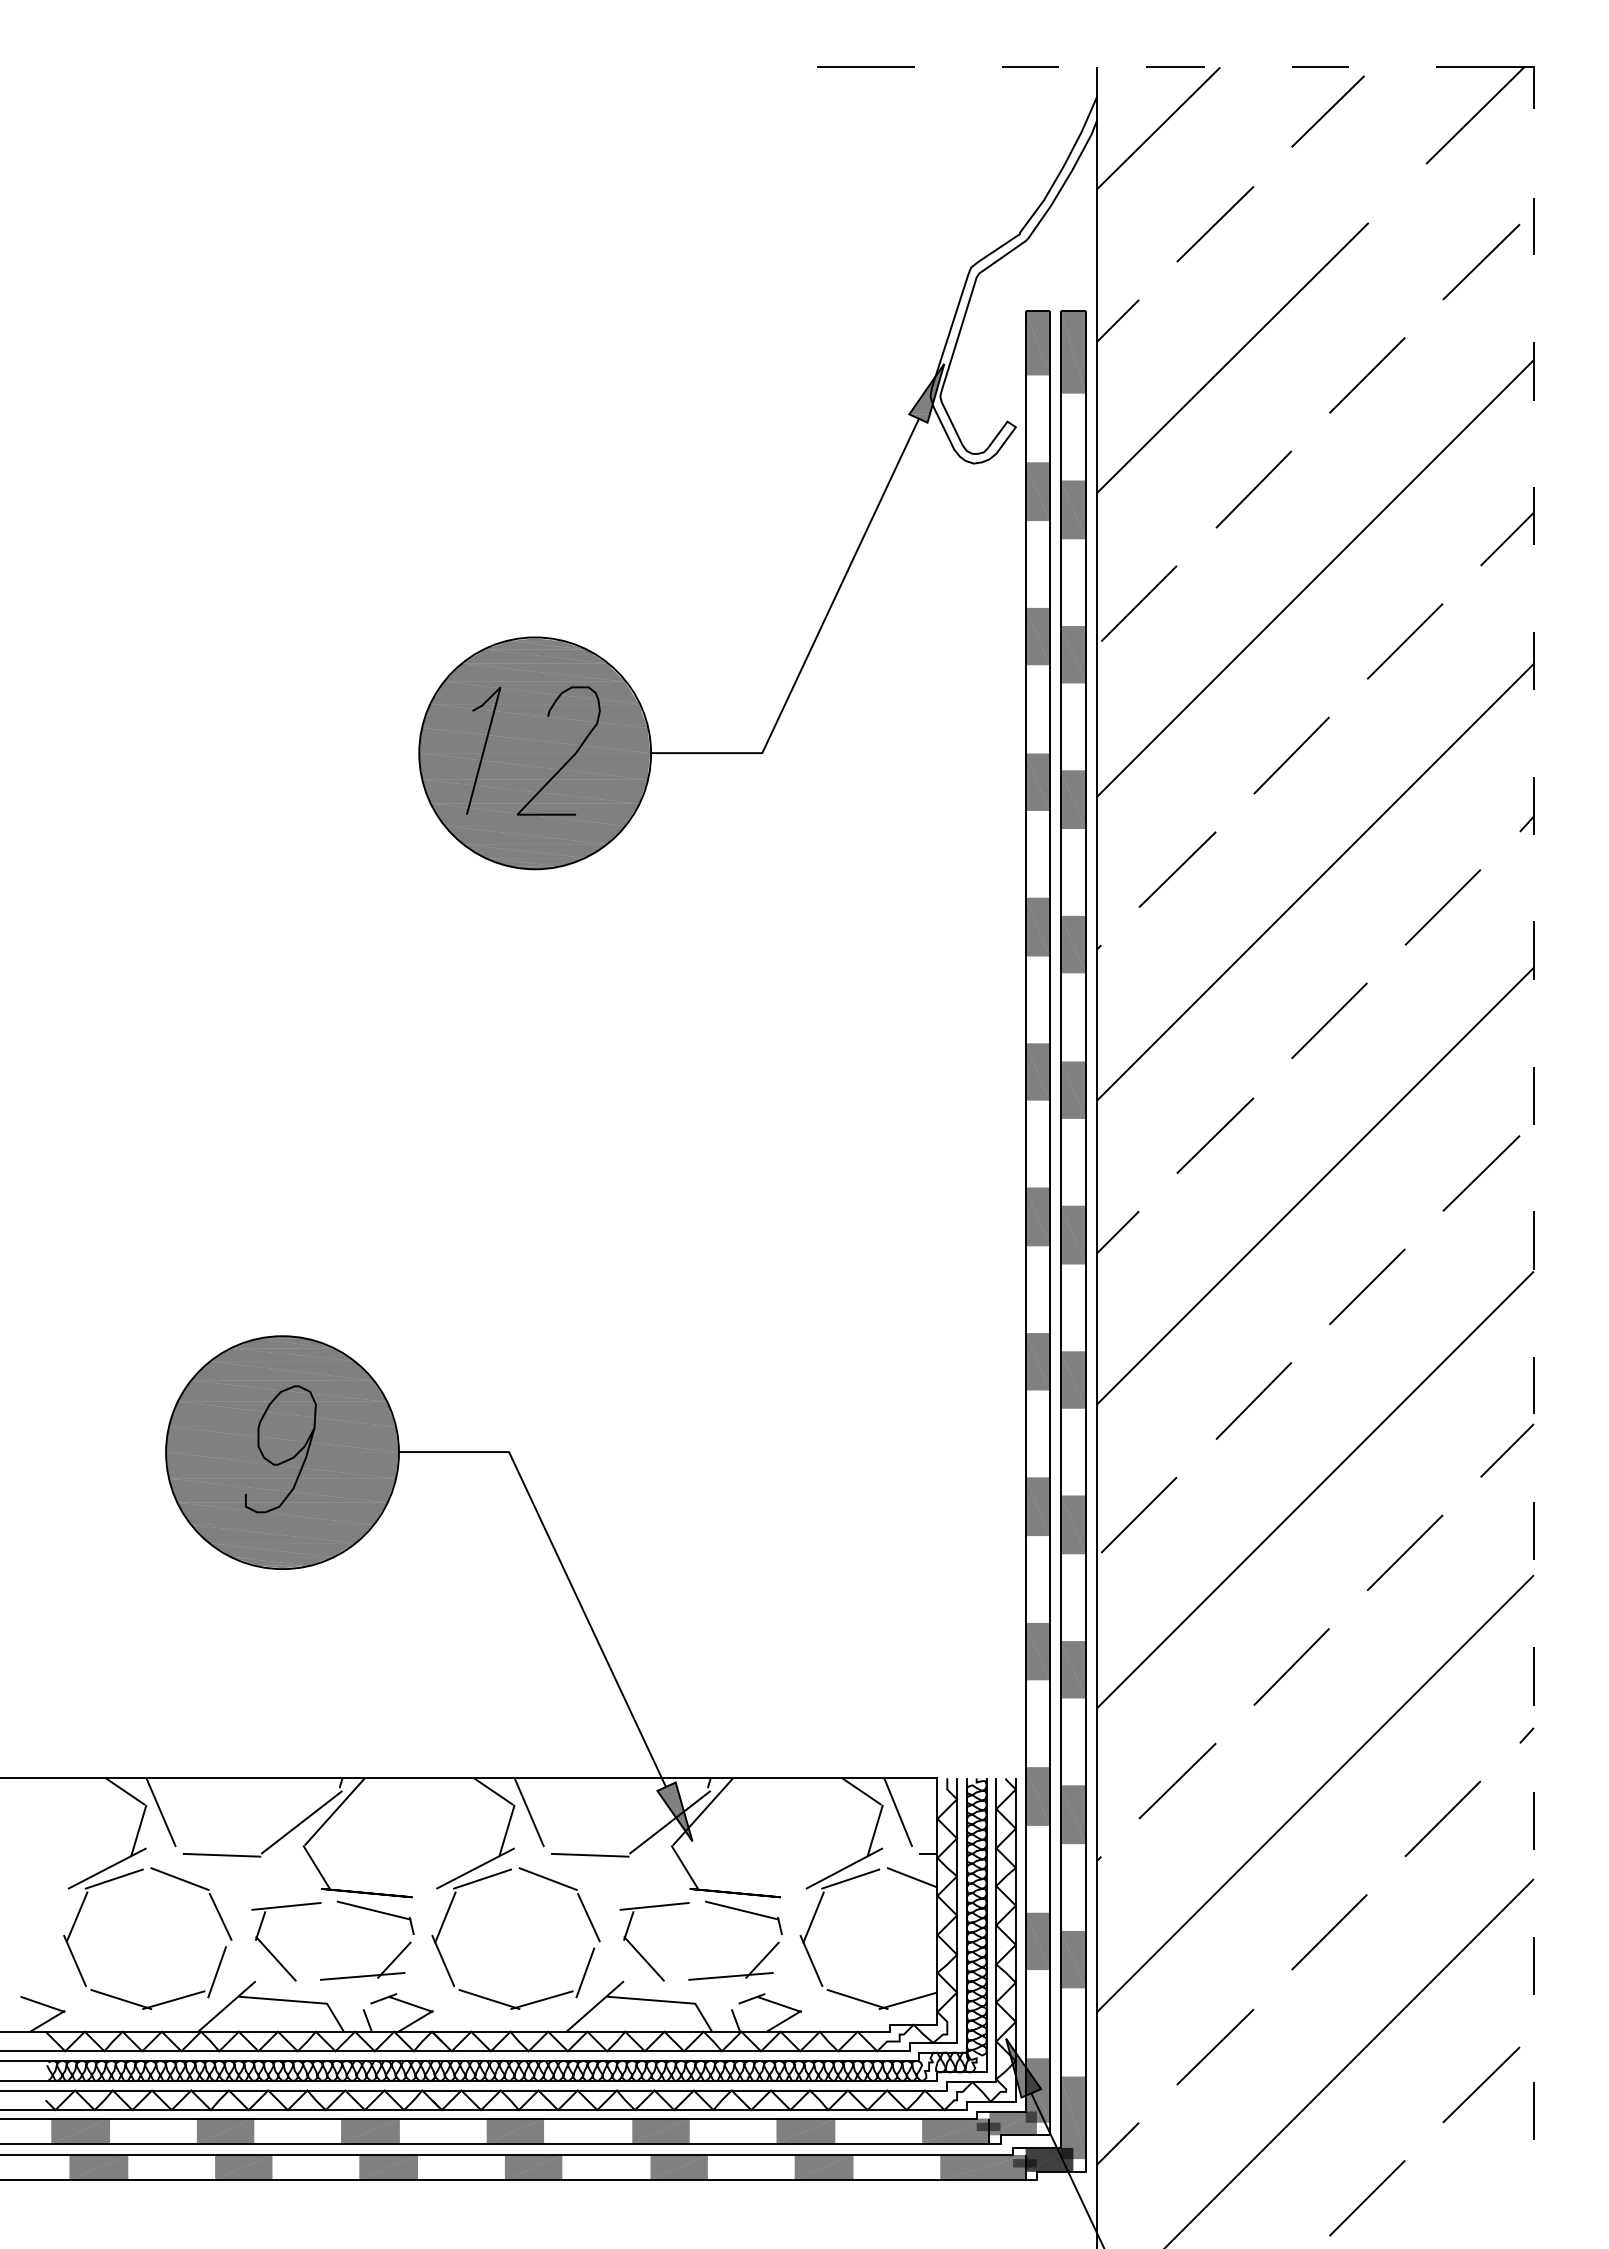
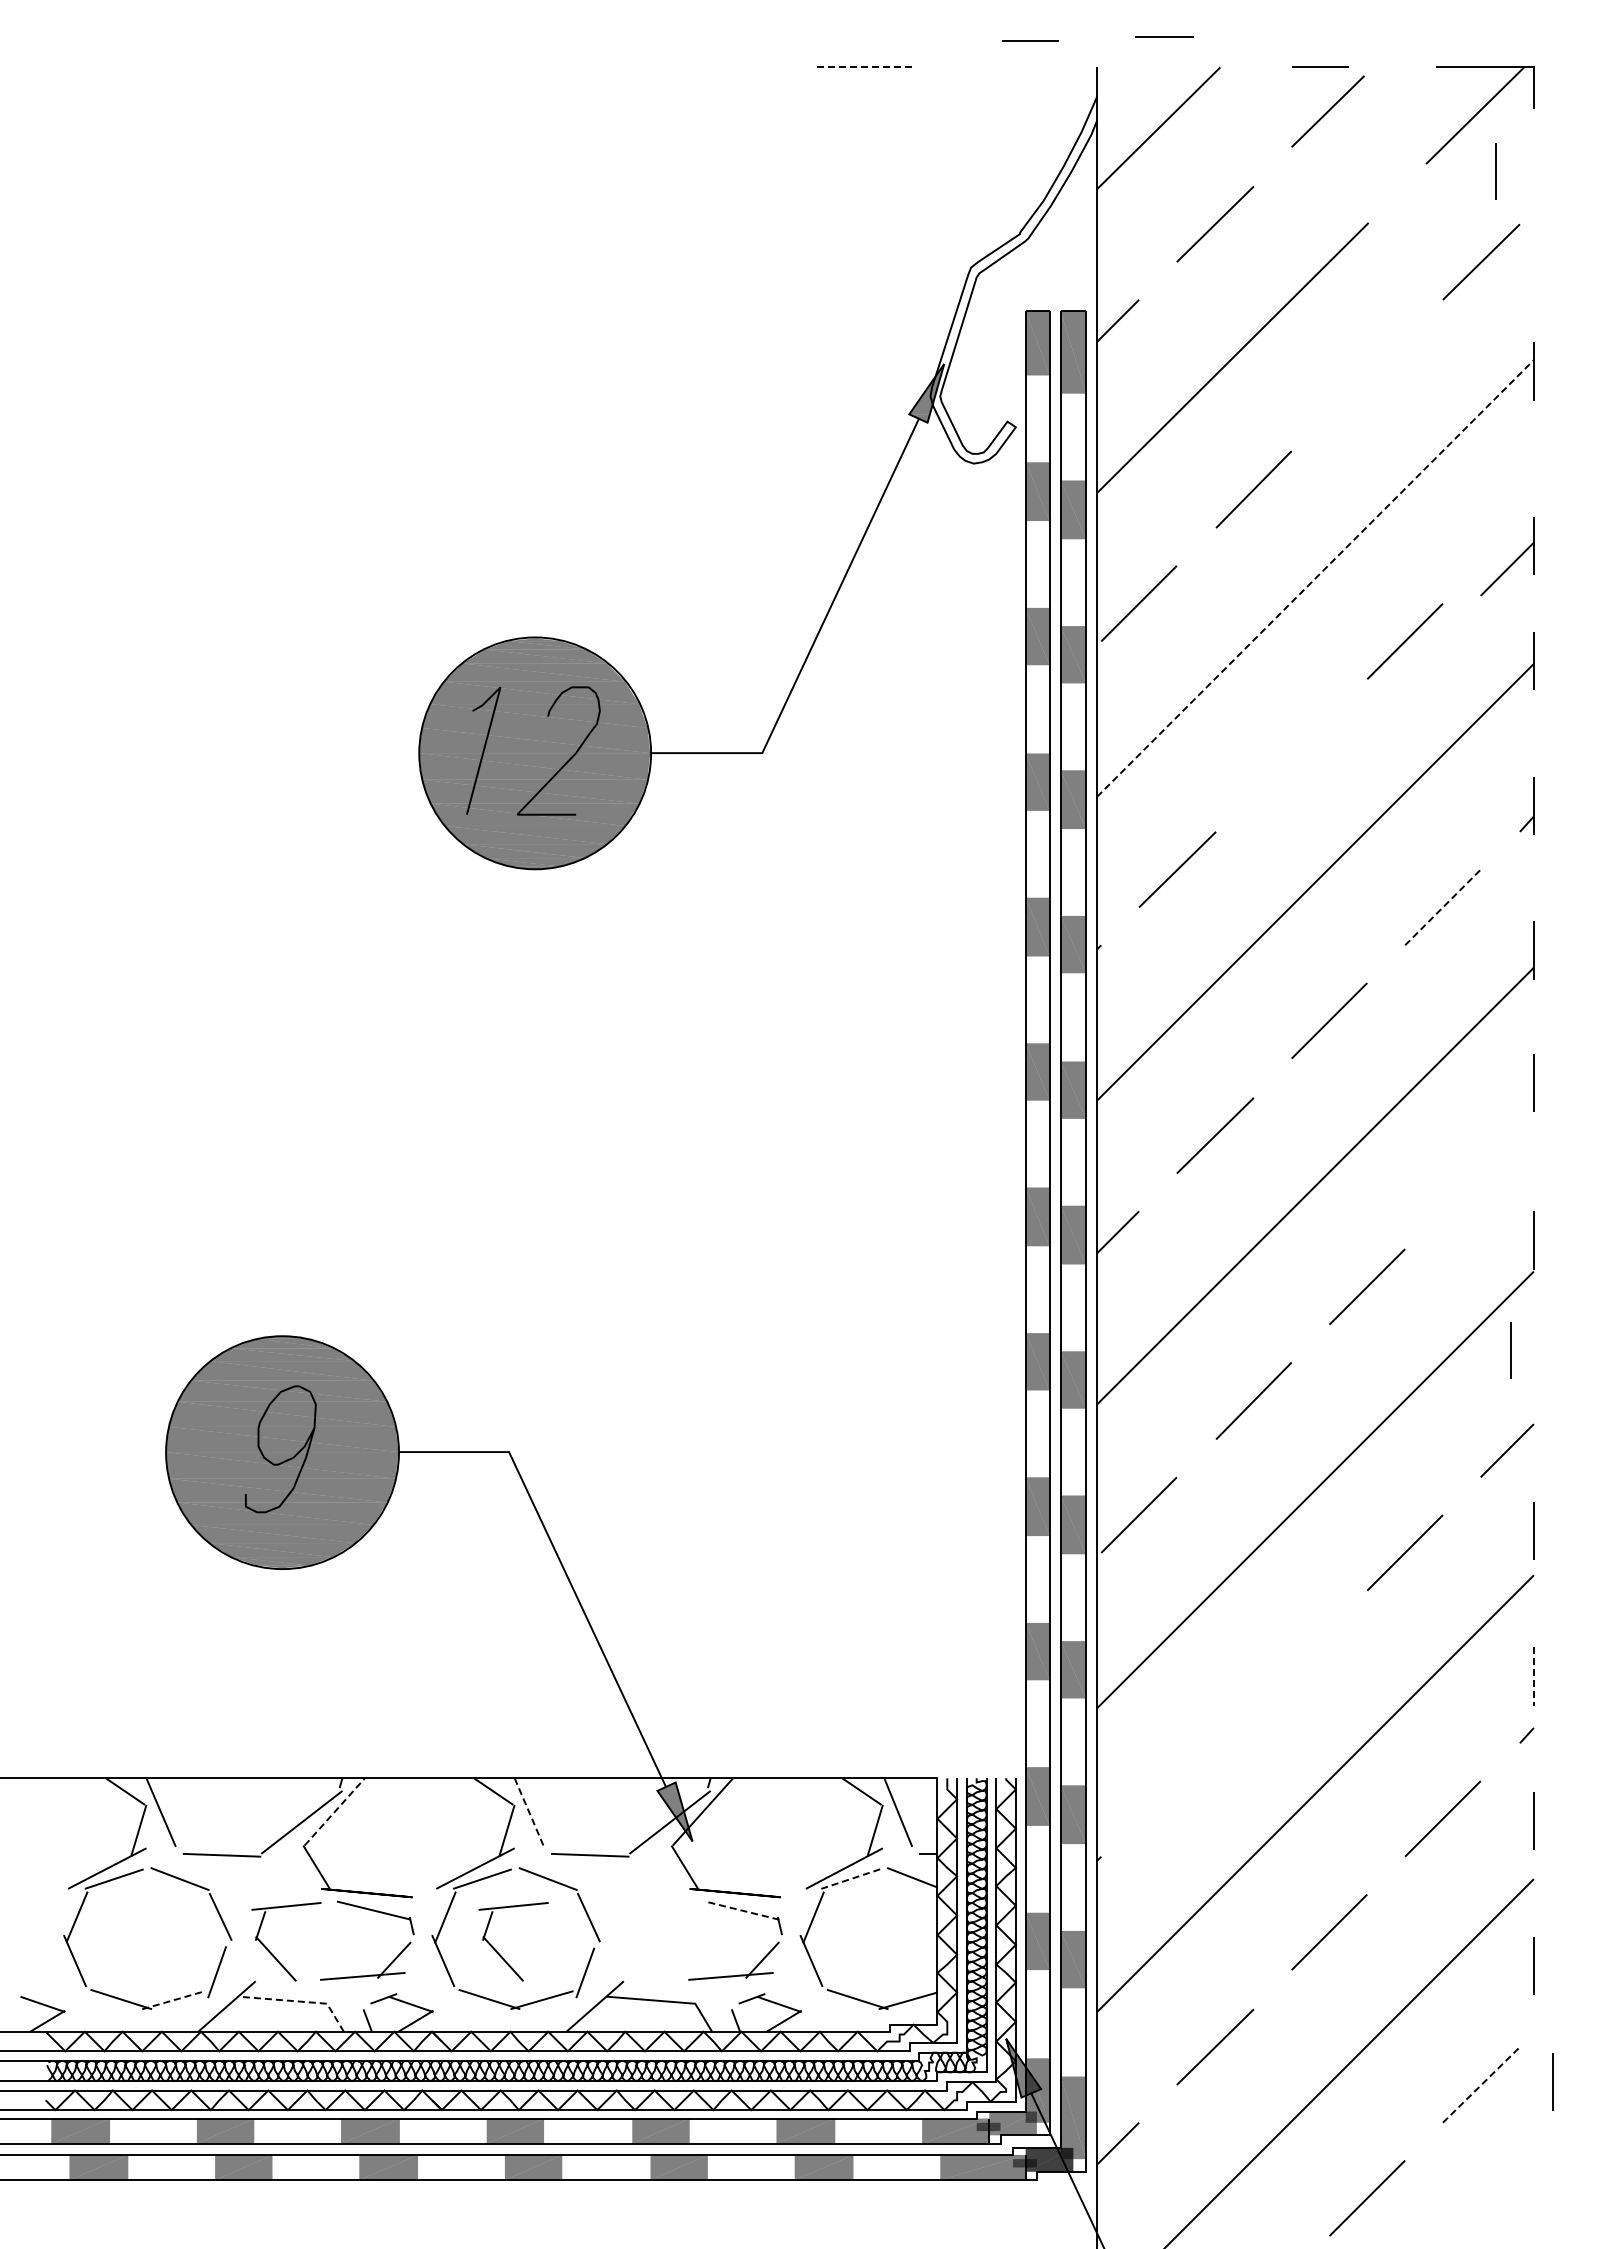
line position: (1030, 66) -> (1030, 40) (1030, 40)
line position: (1175, 66) -> (1164, 36) (1164, 36)
line: solid -> dashed (866, 67)
line position: (1533, 226) -> (1495, 171) (1495, 171)
line: present -> none (1367, 375)
part position: (1513, 531) -> (1513, 561) (1513, 561)
line: solid -> dashed (1315, 578)
line: present -> none (1291, 755)
line: solid -> dashed (1443, 907)
line position: (1533, 1095) -> (1533, 1082) (1533, 1082)
line: present -> none (1481, 1173)
line position: (1533, 1385) -> (1510, 1350) (1510, 1350)
line: present -> none (1291, 1666)
line: solid -> dashed (1533, 1676)
line: present -> none (1177, 1780)
line: solid -> dashed (335, 1811)
line: solid -> dashed (529, 1813)
line: solid -> dashed (850, 1879)
line: solid -> dashed (741, 1910)
part position: (641, 1954) -> (500, 1954) (500, 1954)
line: solid -> dashed (173, 2000)
line: solid -> dashed (299, 2001)
line: solid -> dashed (1481, 2084)
line position: (1533, 2110) -> (1552, 2081) (1552, 2081)
